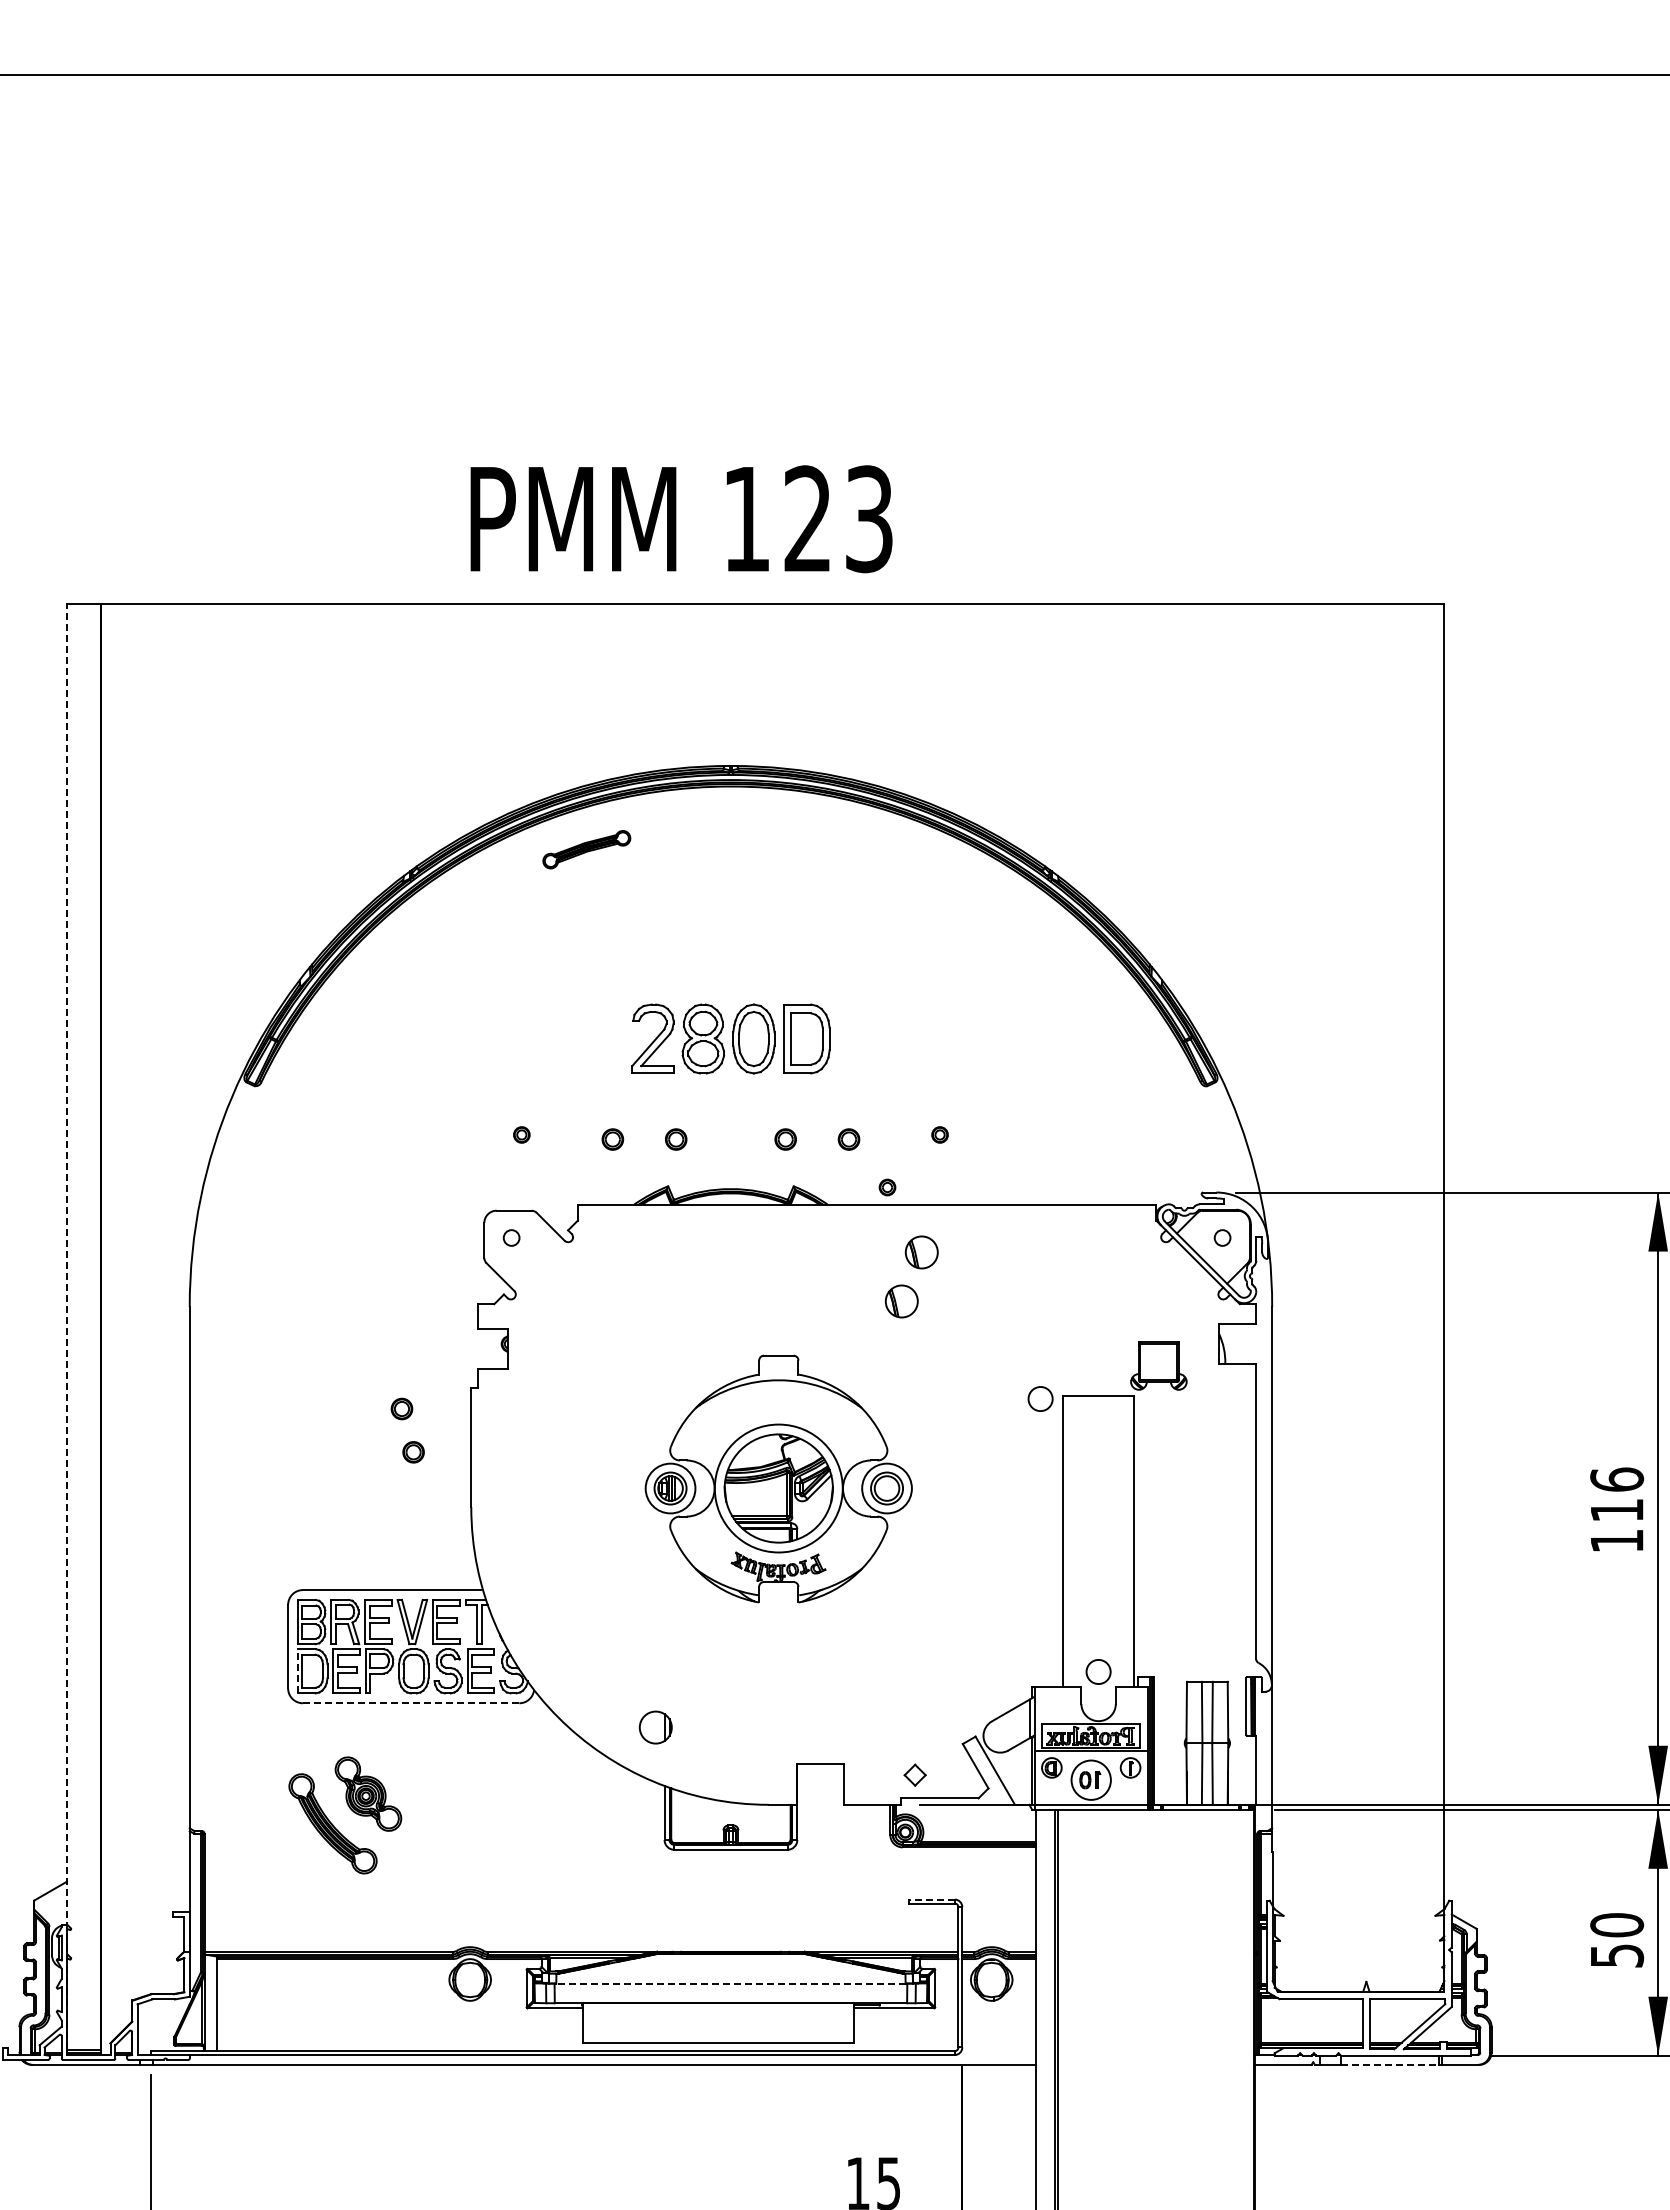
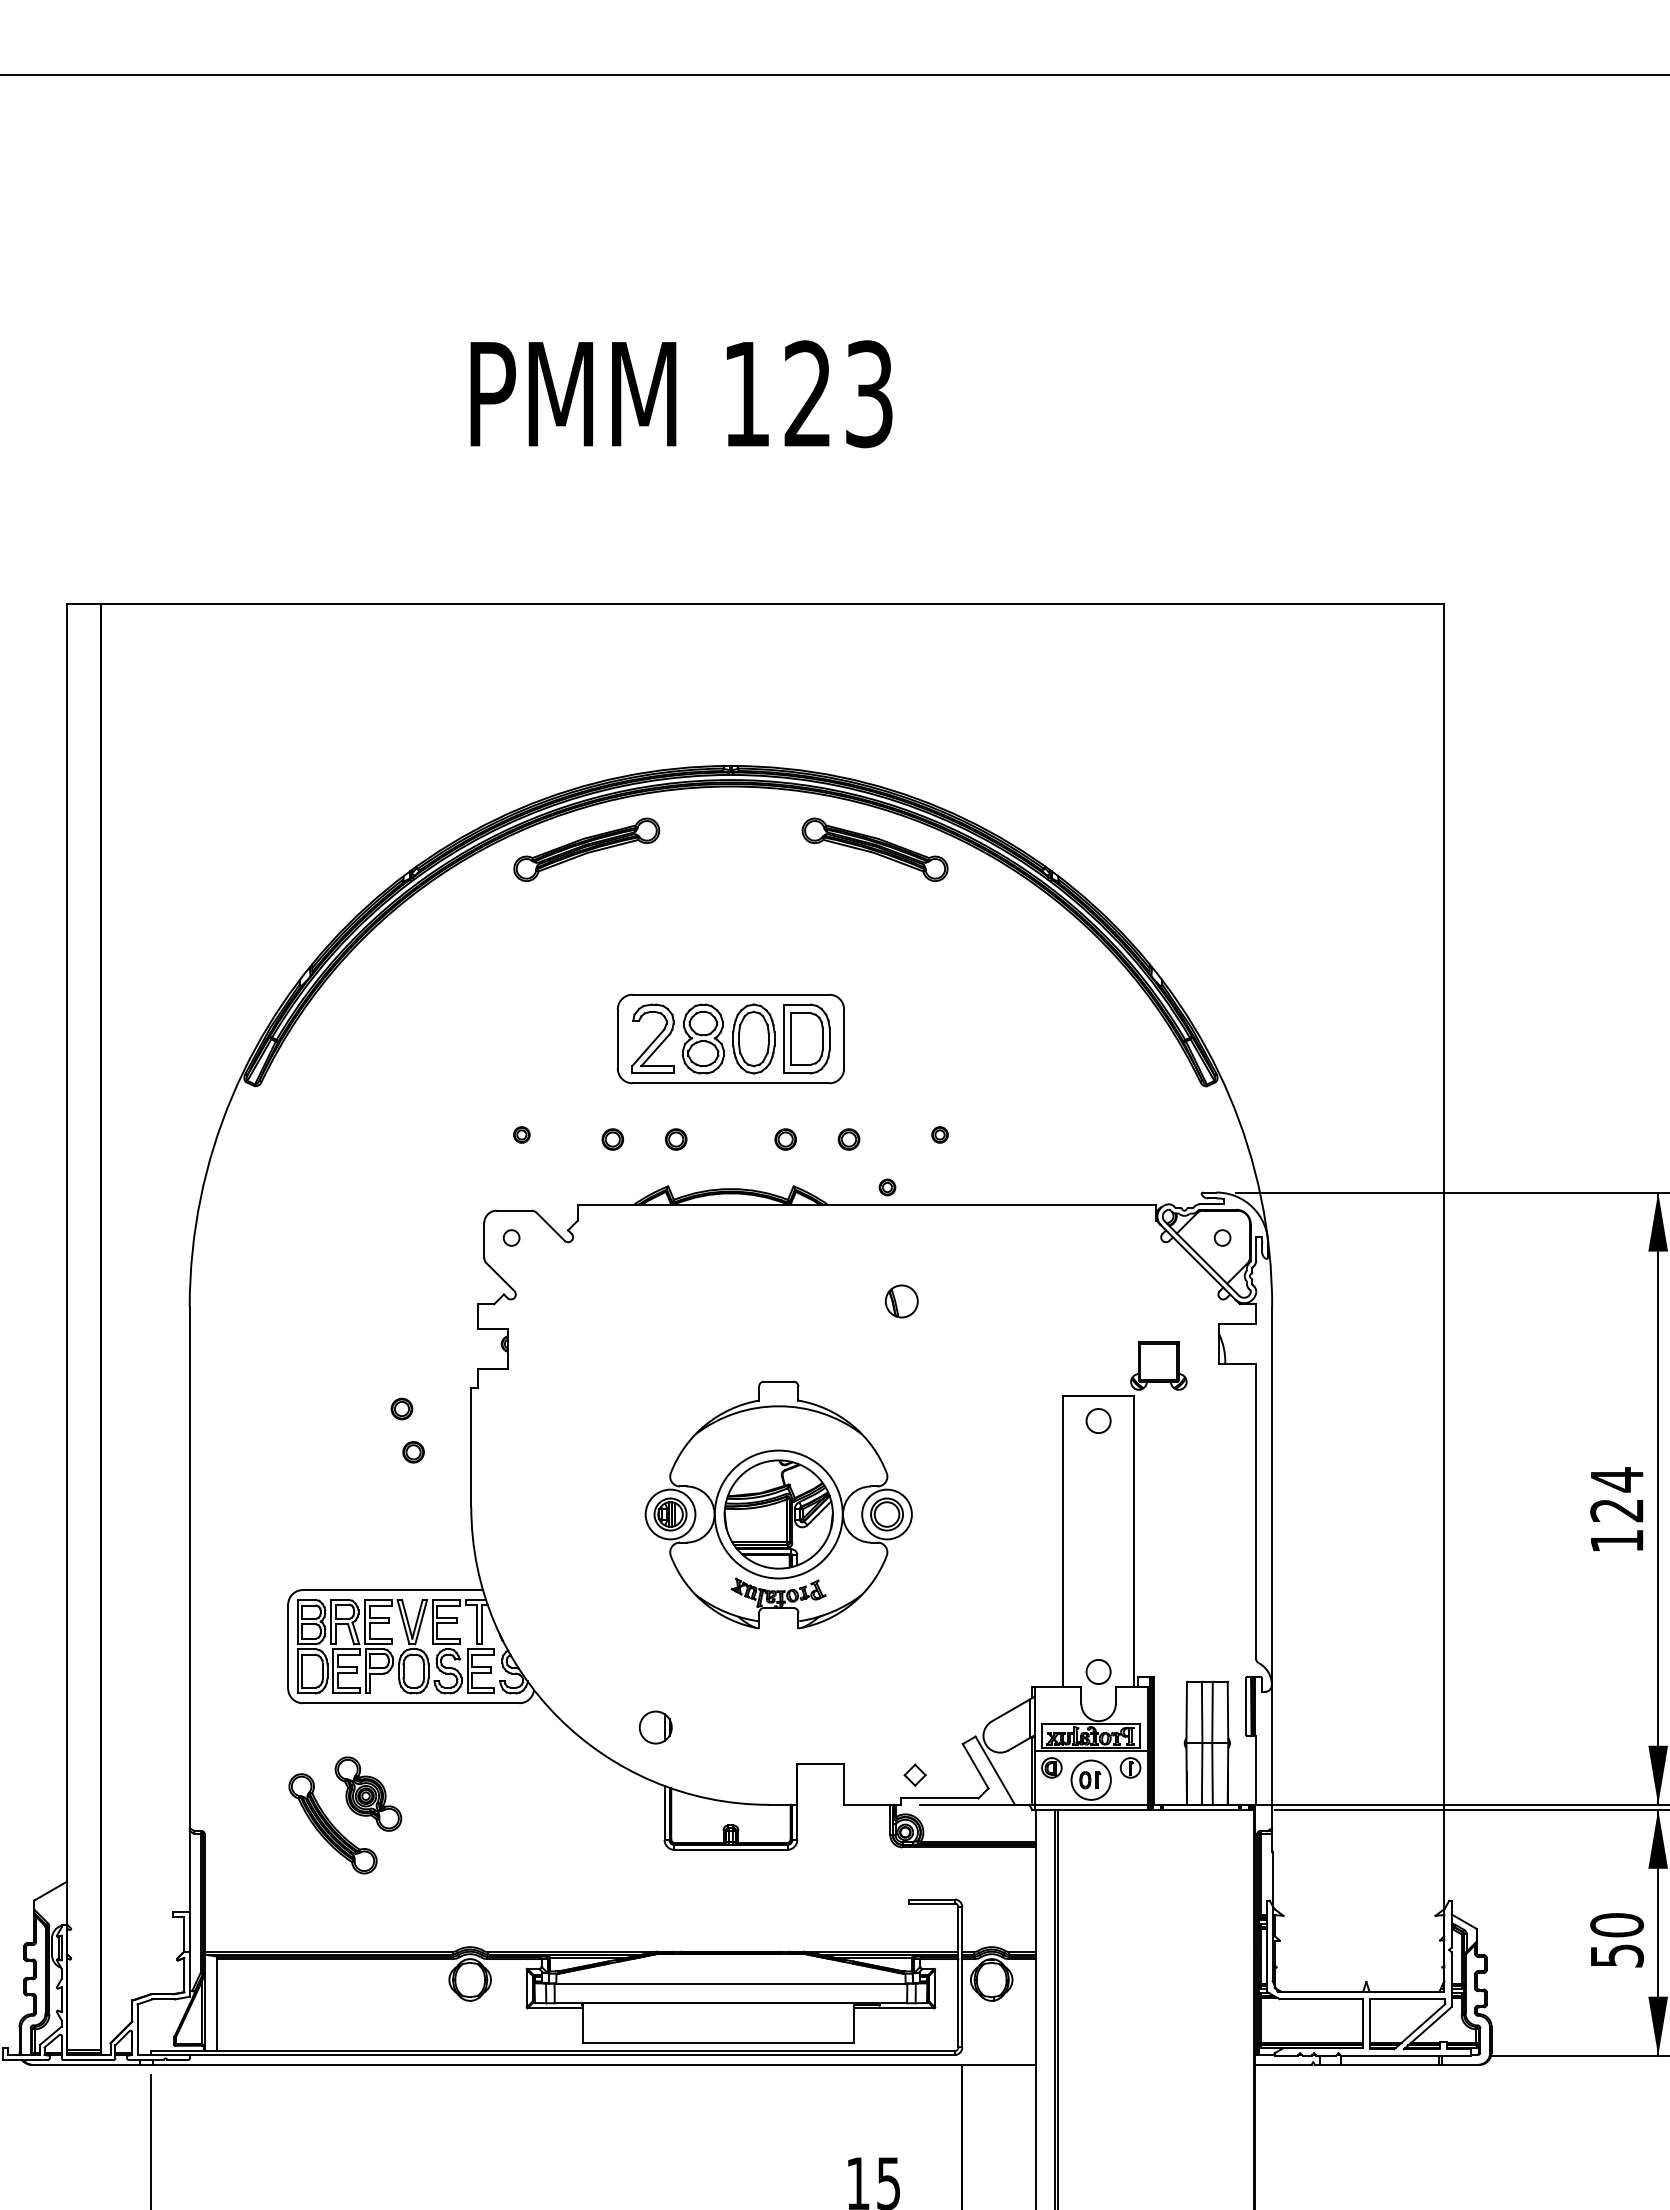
text position: (681, 519) -> (681, 394) (681, 394)
part size: 90x40 px -> 148x65 px (586, 849)
part: none -> present (874, 849)
part: none -> present (730, 1038)
part: present -> none (921, 1252)
line: dashed -> solid (66, 1326)
circle position: (1040, 1398) -> (1098, 1420) (1098, 1420)
part position: (778, 1478) -> (778, 1504) (778, 1504)
text: 116 -> 124 (1617, 1494)
line: dashed -> solid (297, 1670)
line: dashed -> solid (411, 1703)
line: dashed -> solid (931, 1899)
line: dashed -> solid (730, 1983)
line: dashed -> solid (1390, 2064)
